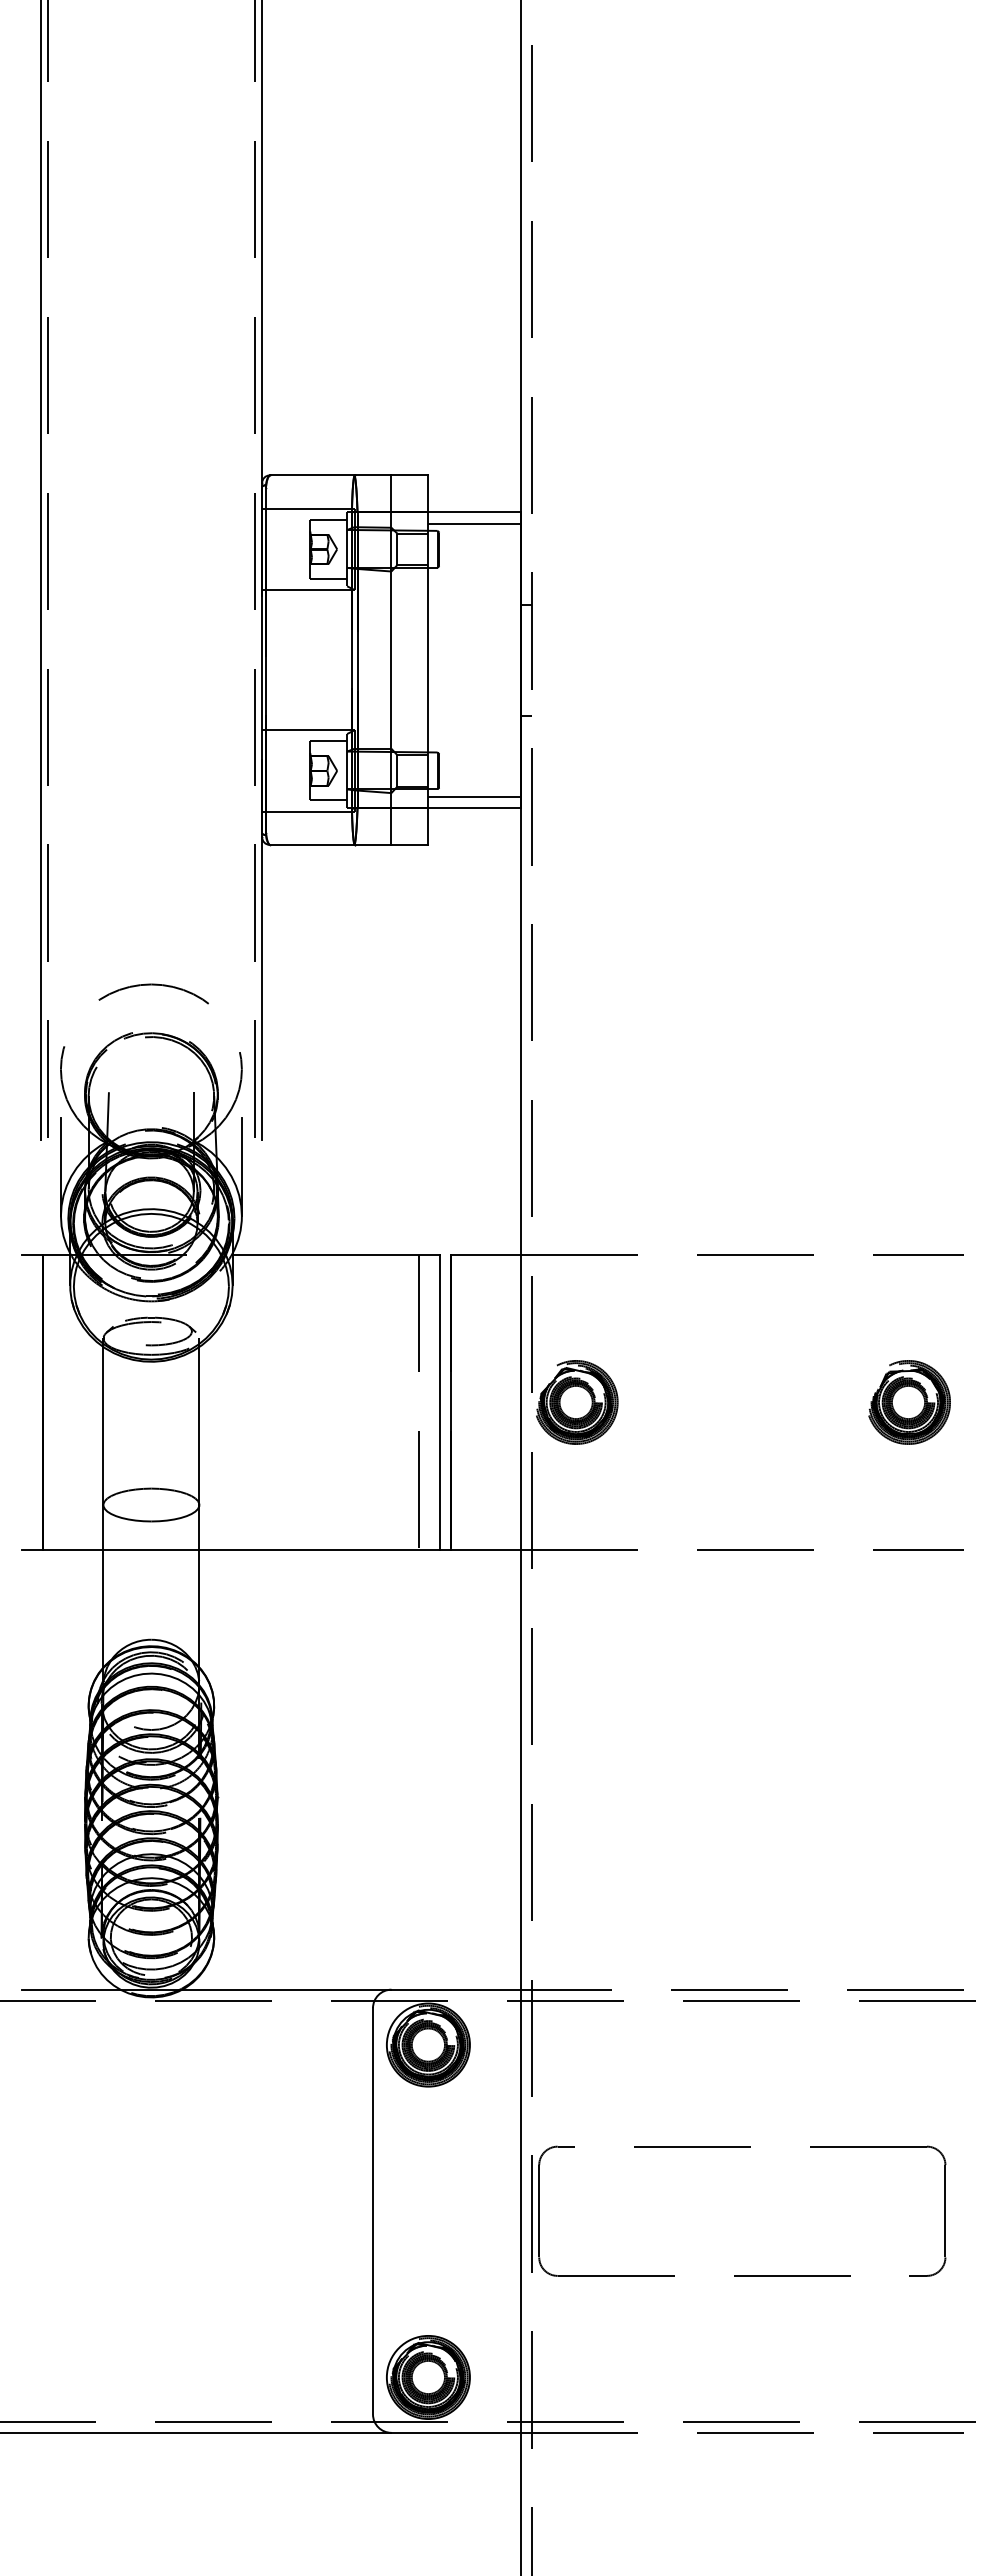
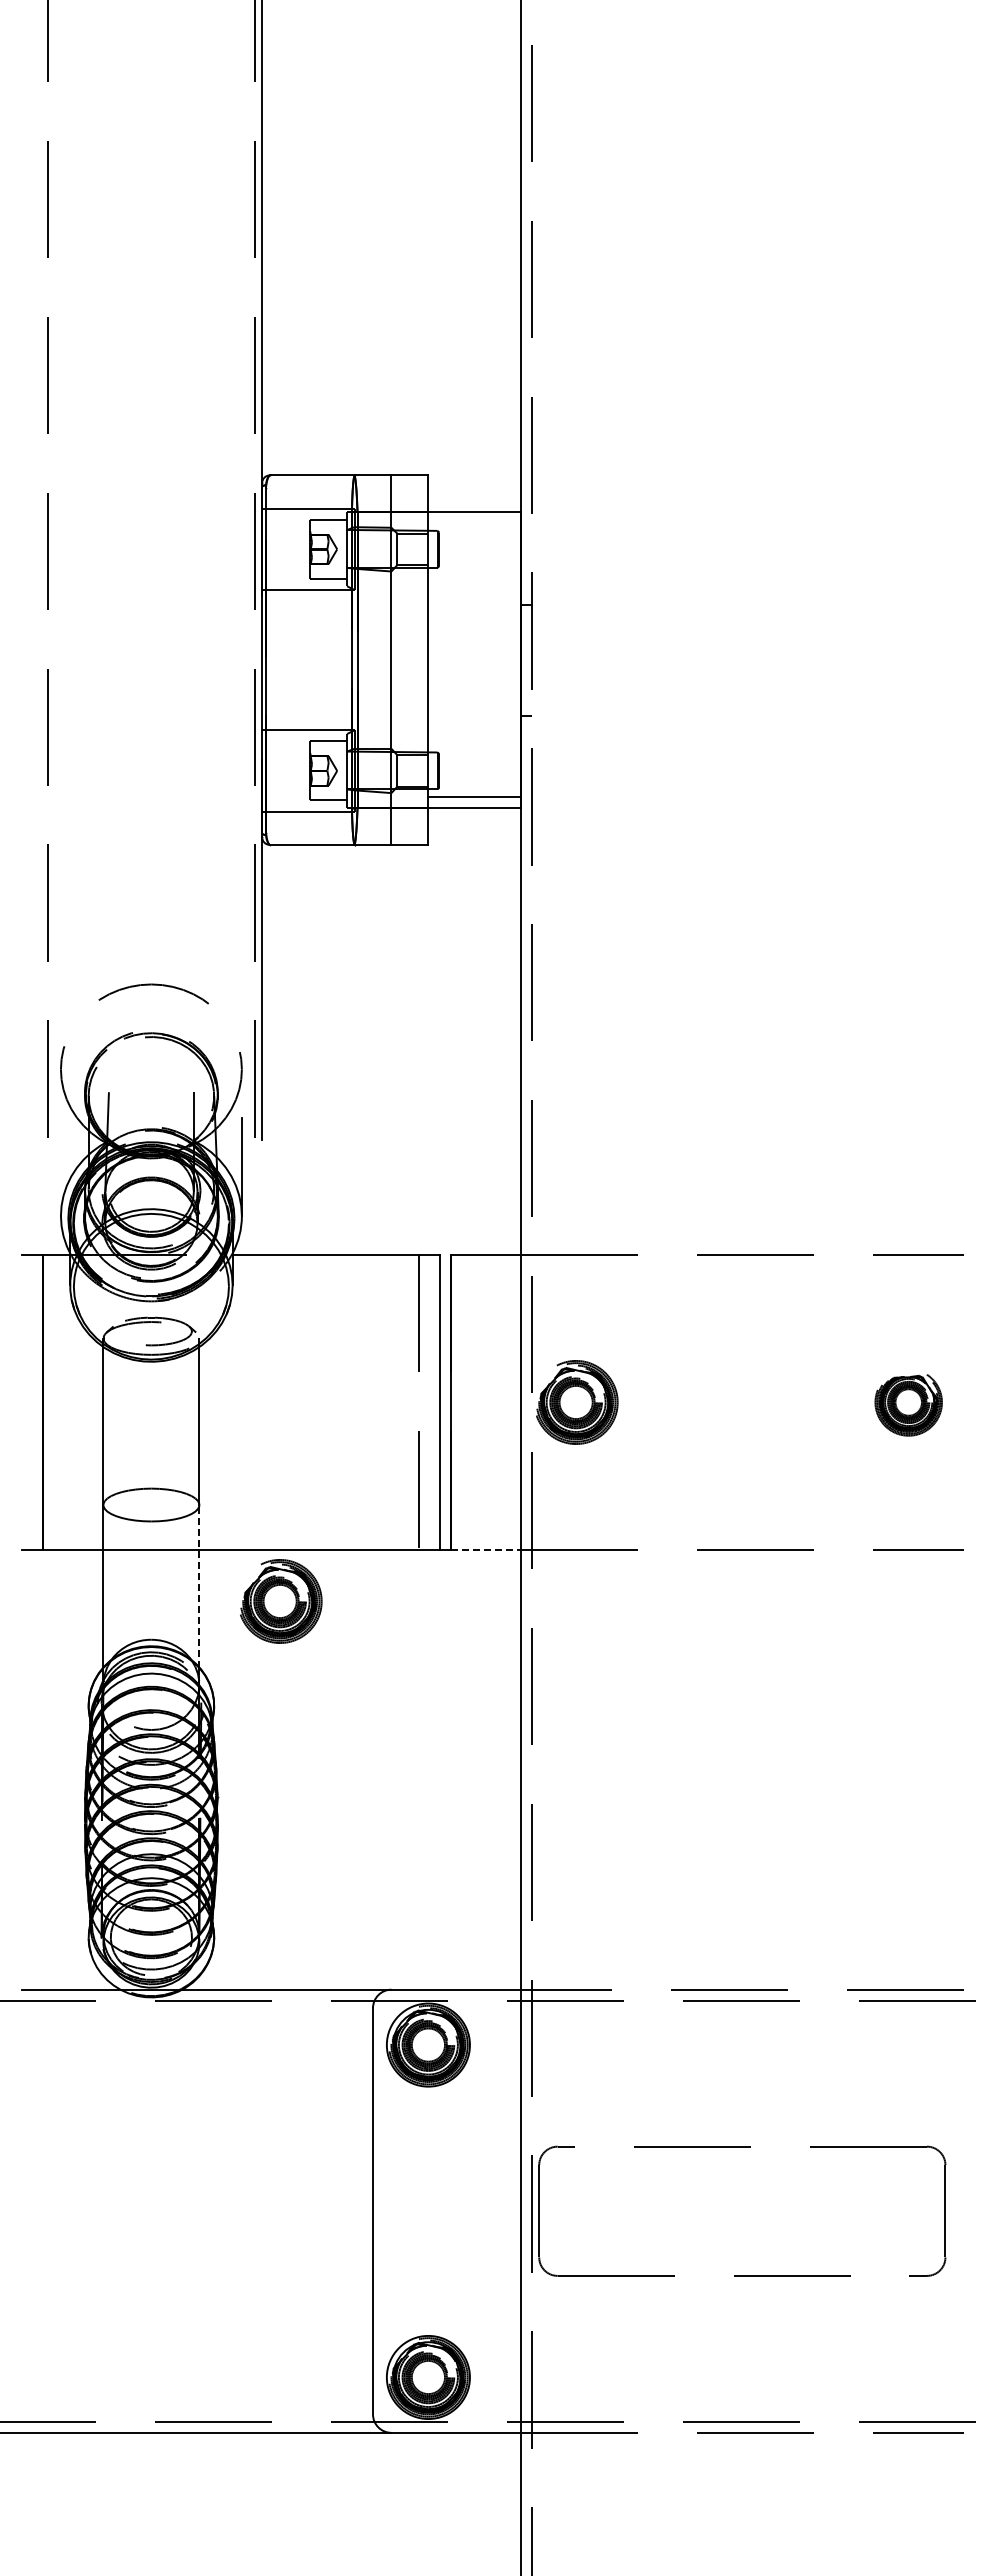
line: present -> none (474, 523)
line: present -> none (40, 571)
line: present -> none (60, 1166)
part size: 83x85 px -> 69x63 px (908, 1405)
line: solid -> dashed (485, 1550)
line: solid -> dashed (199, 1585)
part: none -> present (281, 1601)
